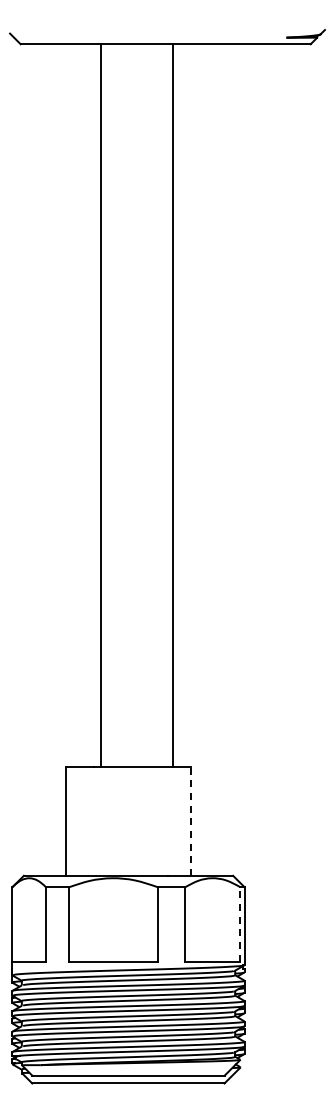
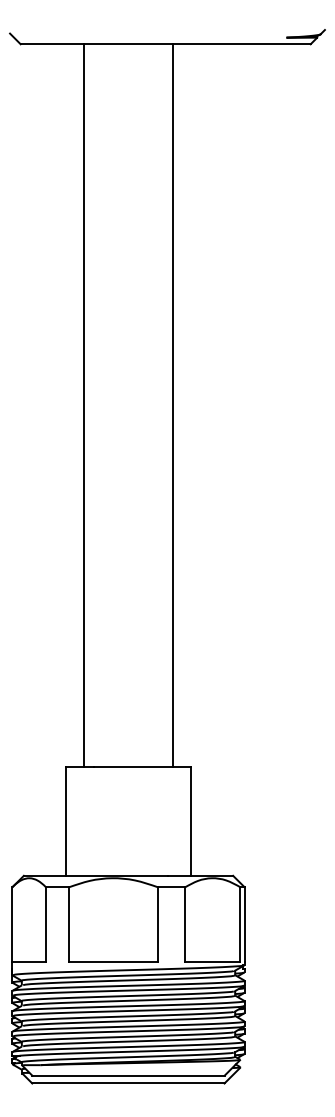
line position: (100, 405) -> (83, 405) (83, 405)
line: dashed -> solid (190, 821)
line: dashed -> solid (240, 923)
